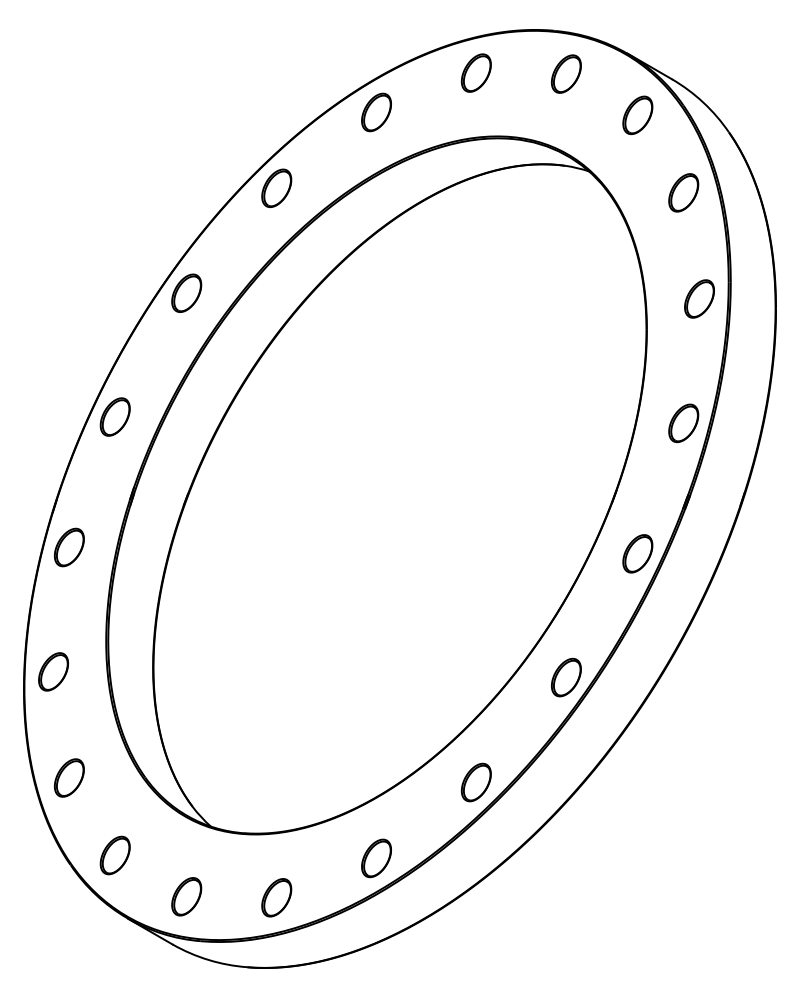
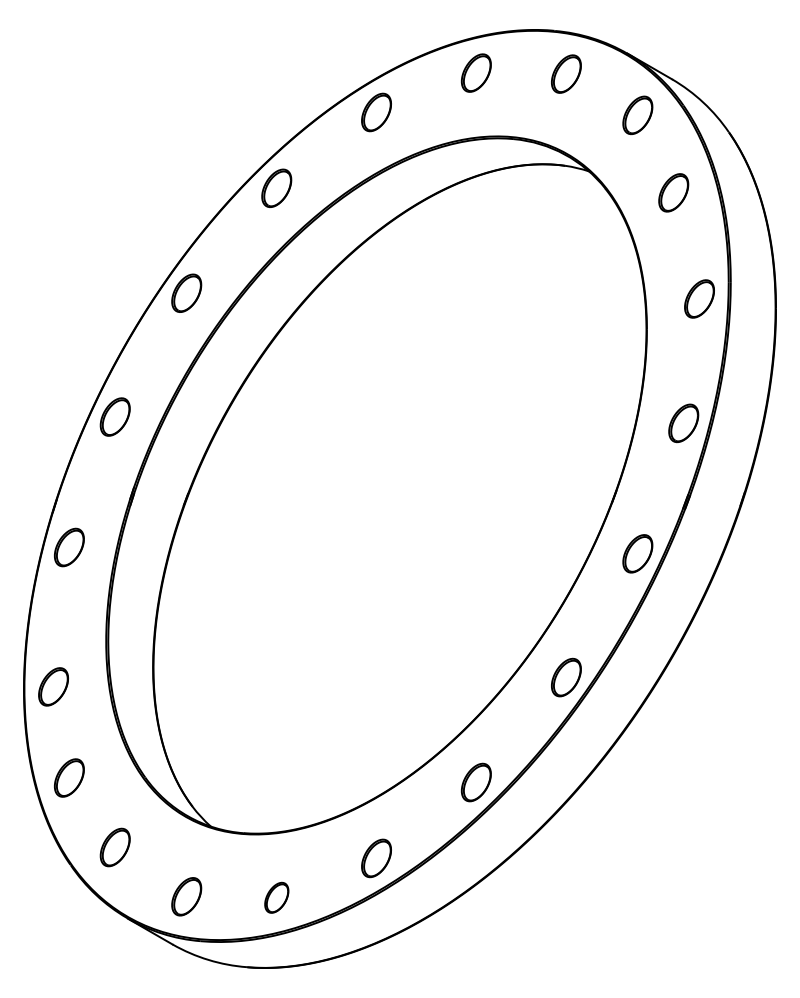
part position: (683, 192) -> (673, 192) (673, 192)
part position: (53, 671) -> (53, 686) (53, 686)
part position: (114, 855) -> (114, 847) (114, 847)
part size: 32x40 px -> 26x33 px (276, 897)
